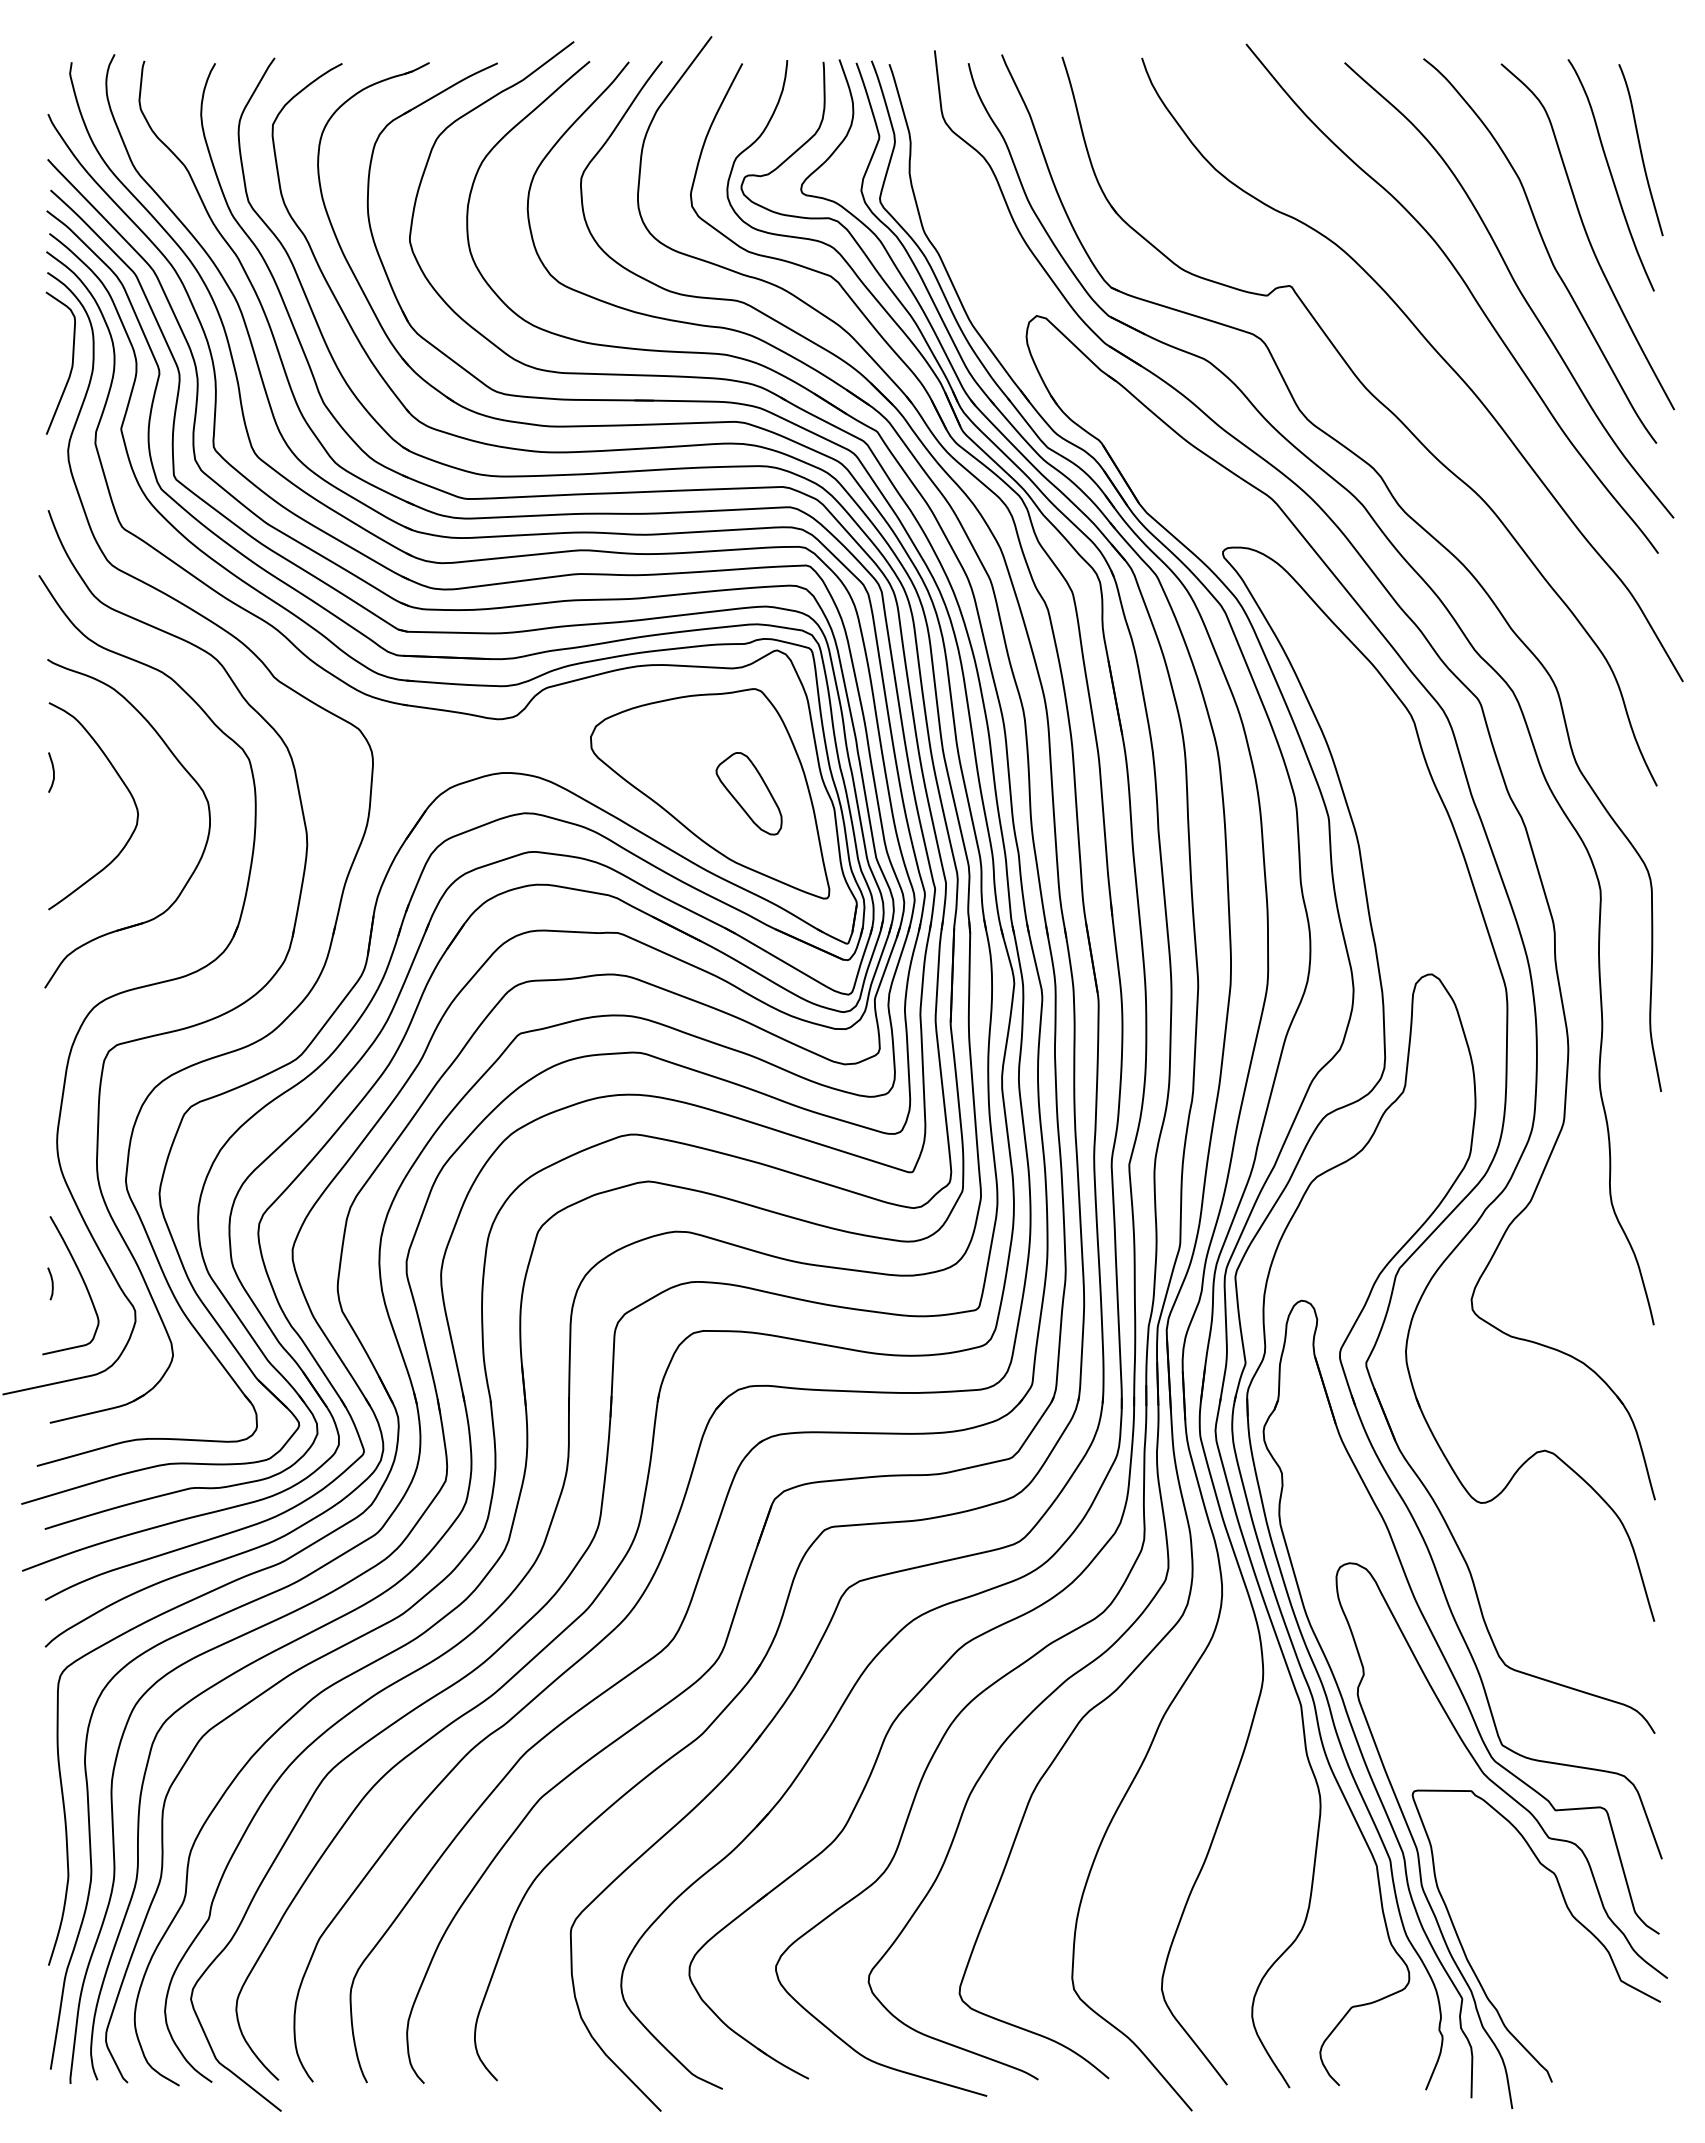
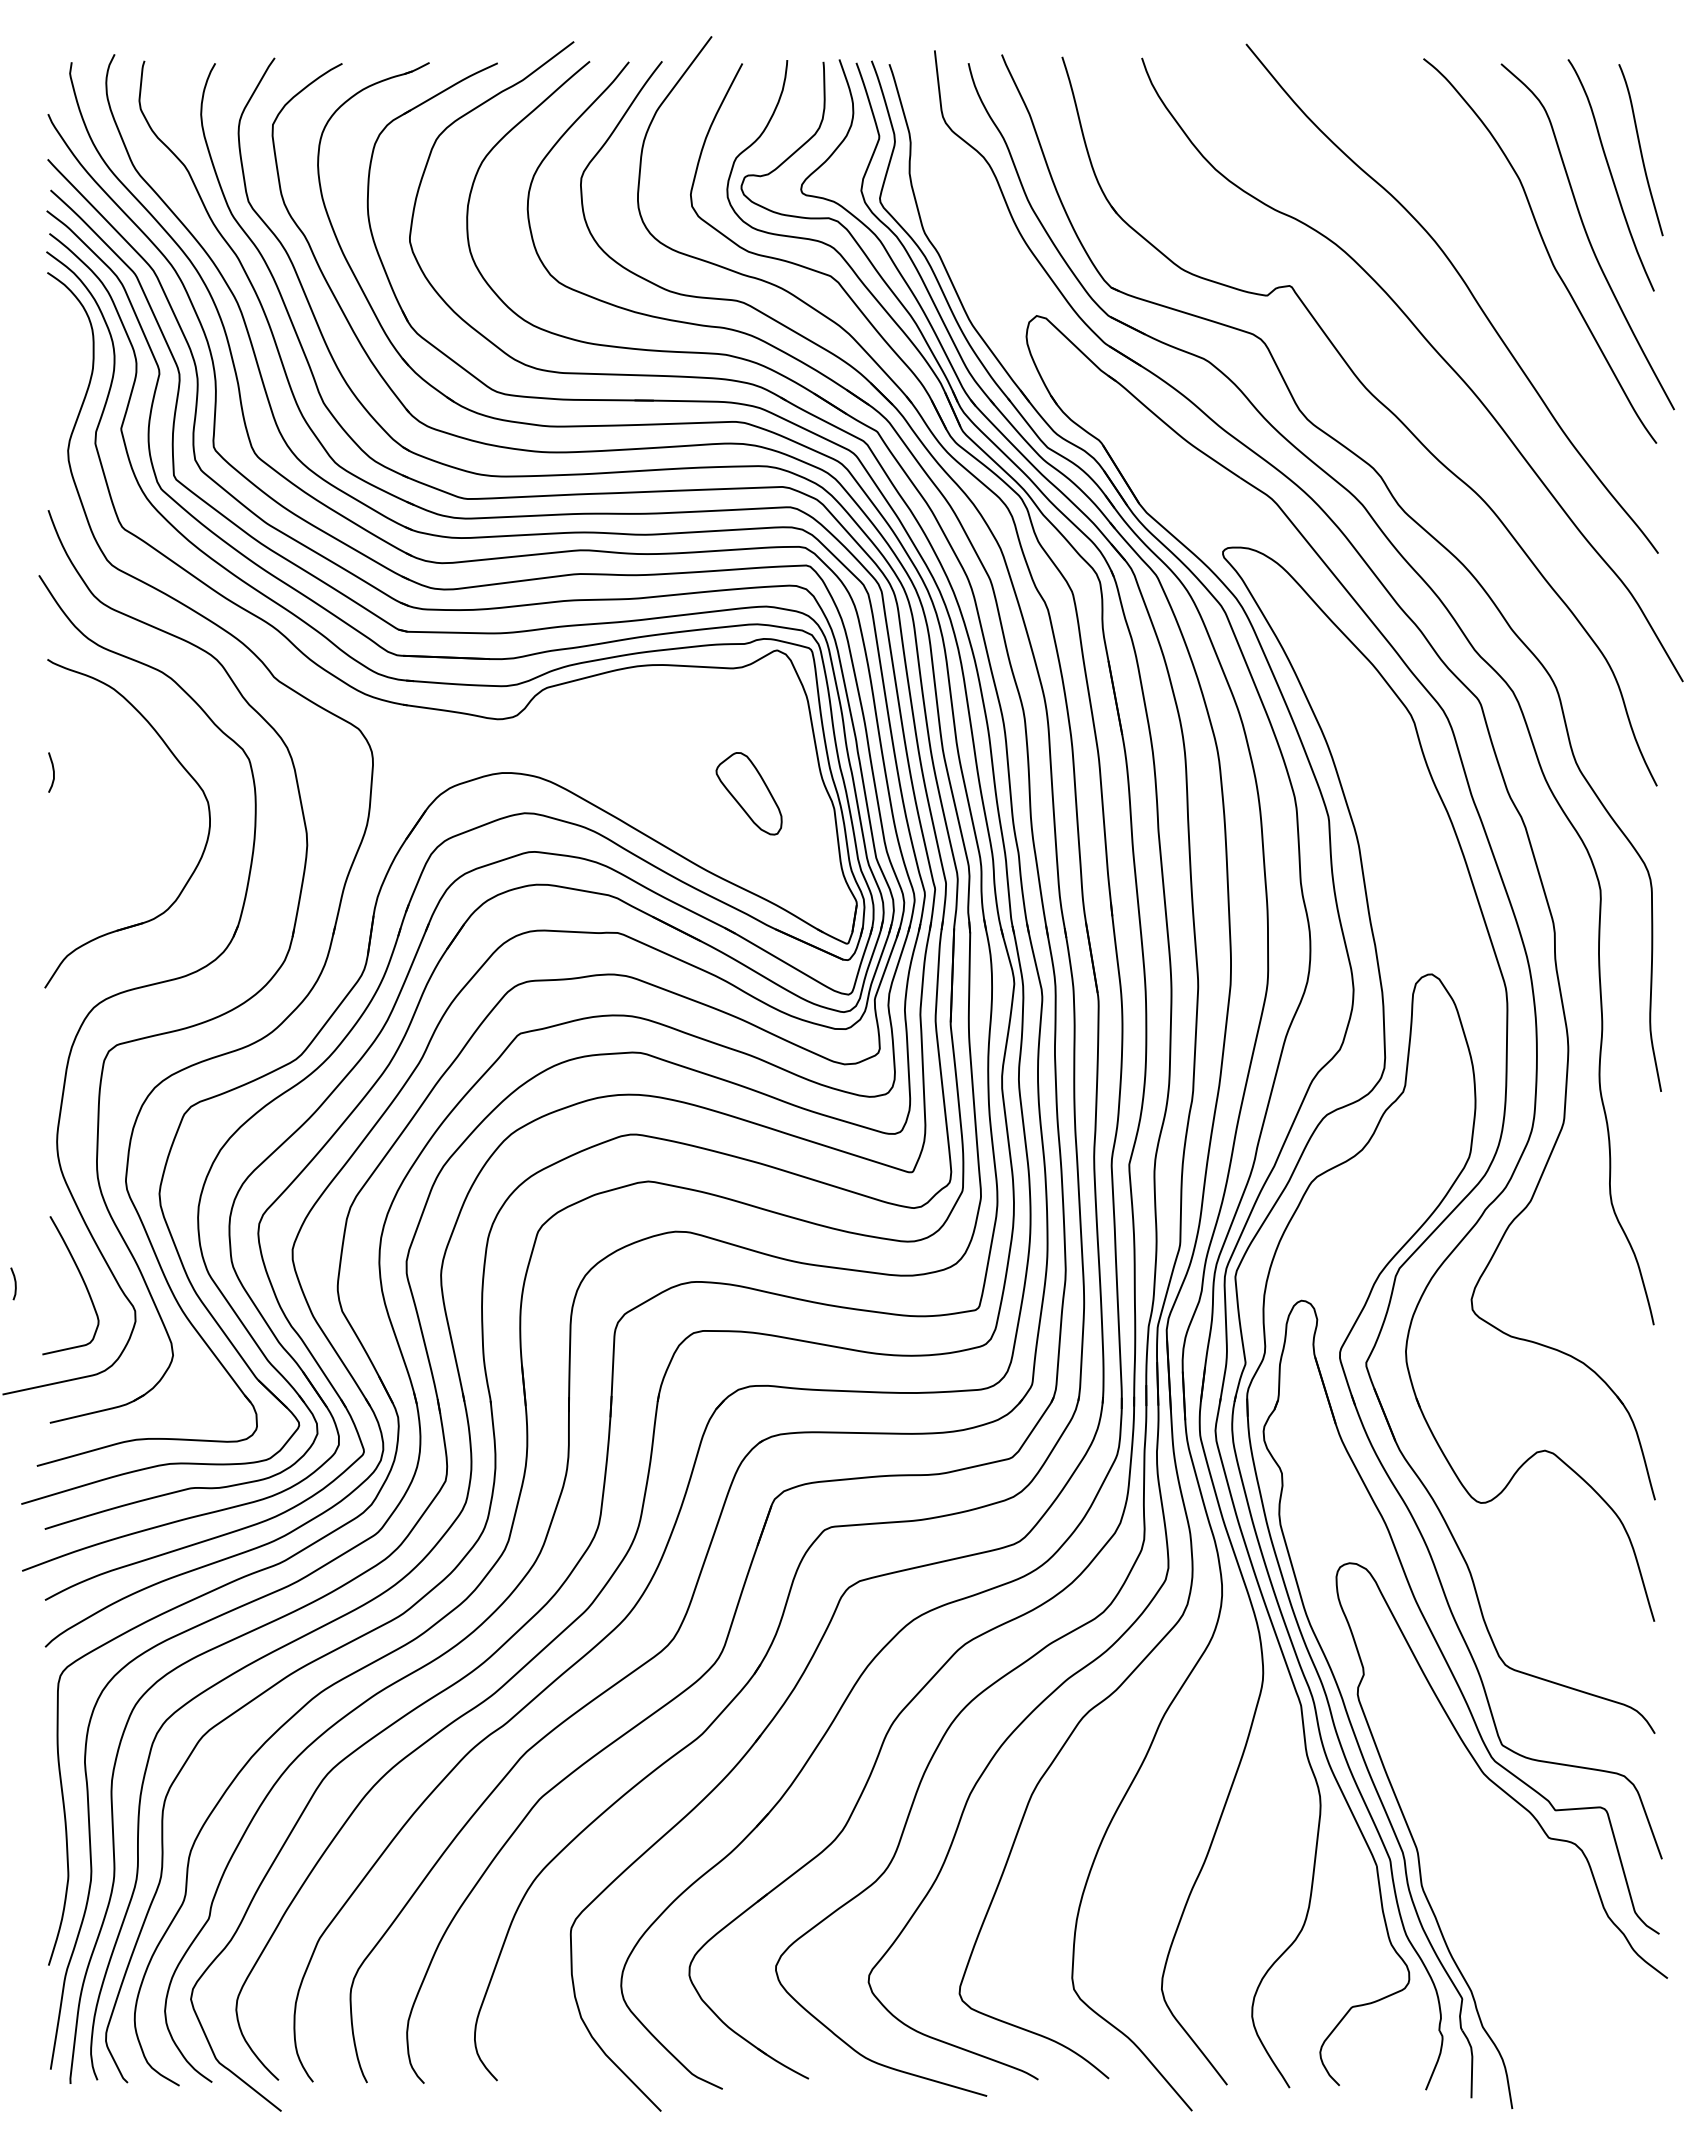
curve: present -> none (1516, 287)
curve: present -> none (71, 363)
curve: present -> none (123, 784)
part: present -> none (710, 793)
curve position: (51, 1283) -> (14, 1283) (14, 1283)
curve: present -> none (1570, 1914)
